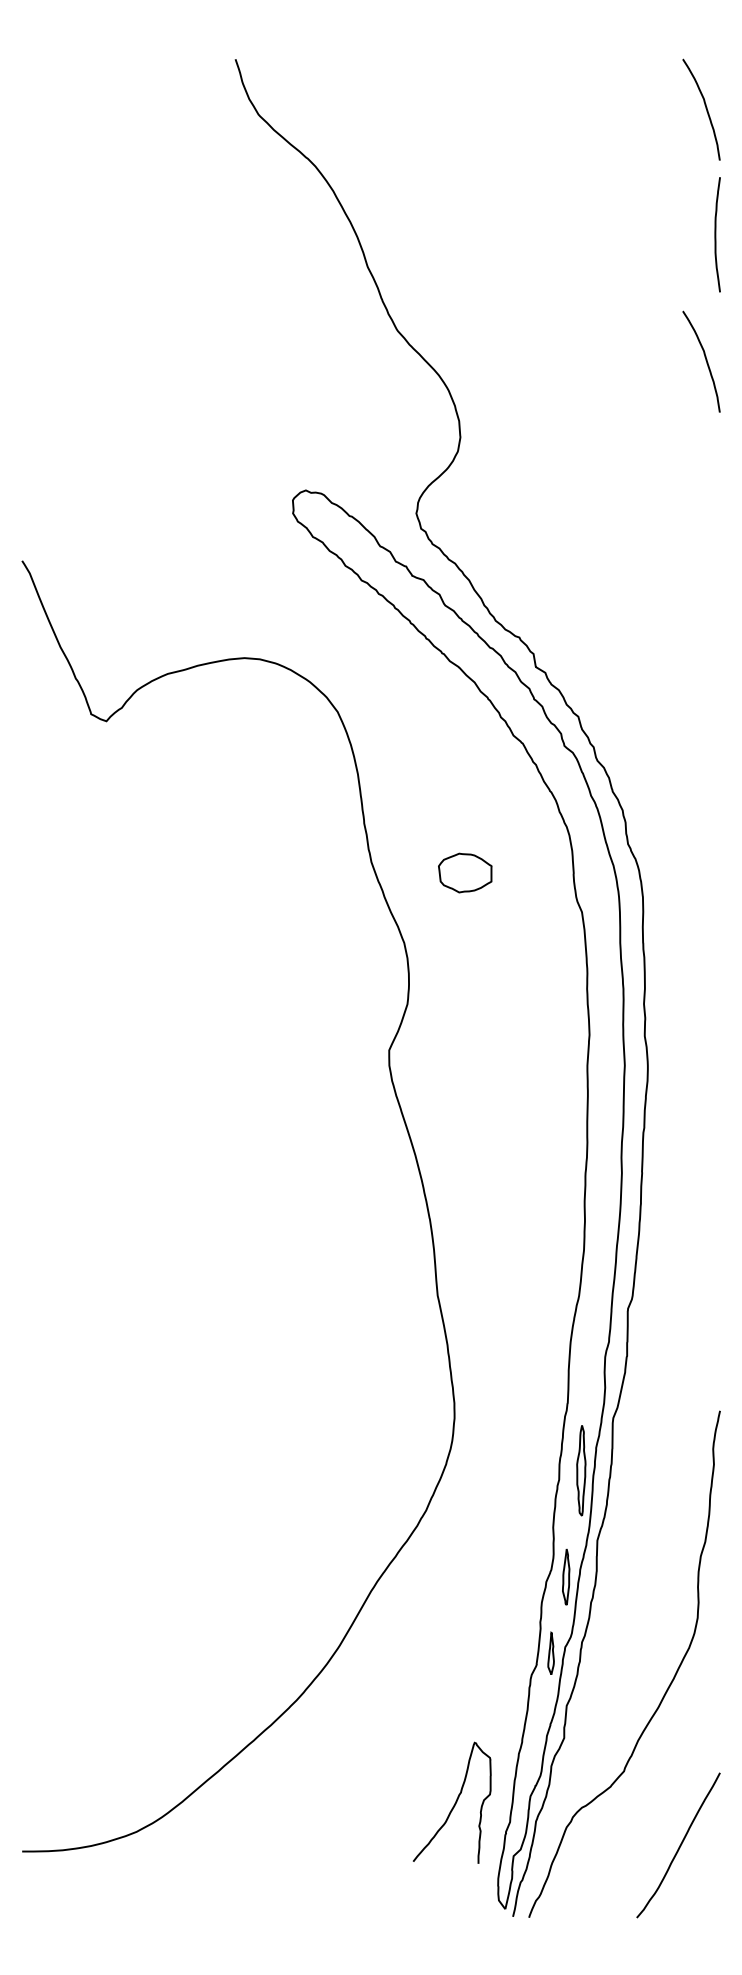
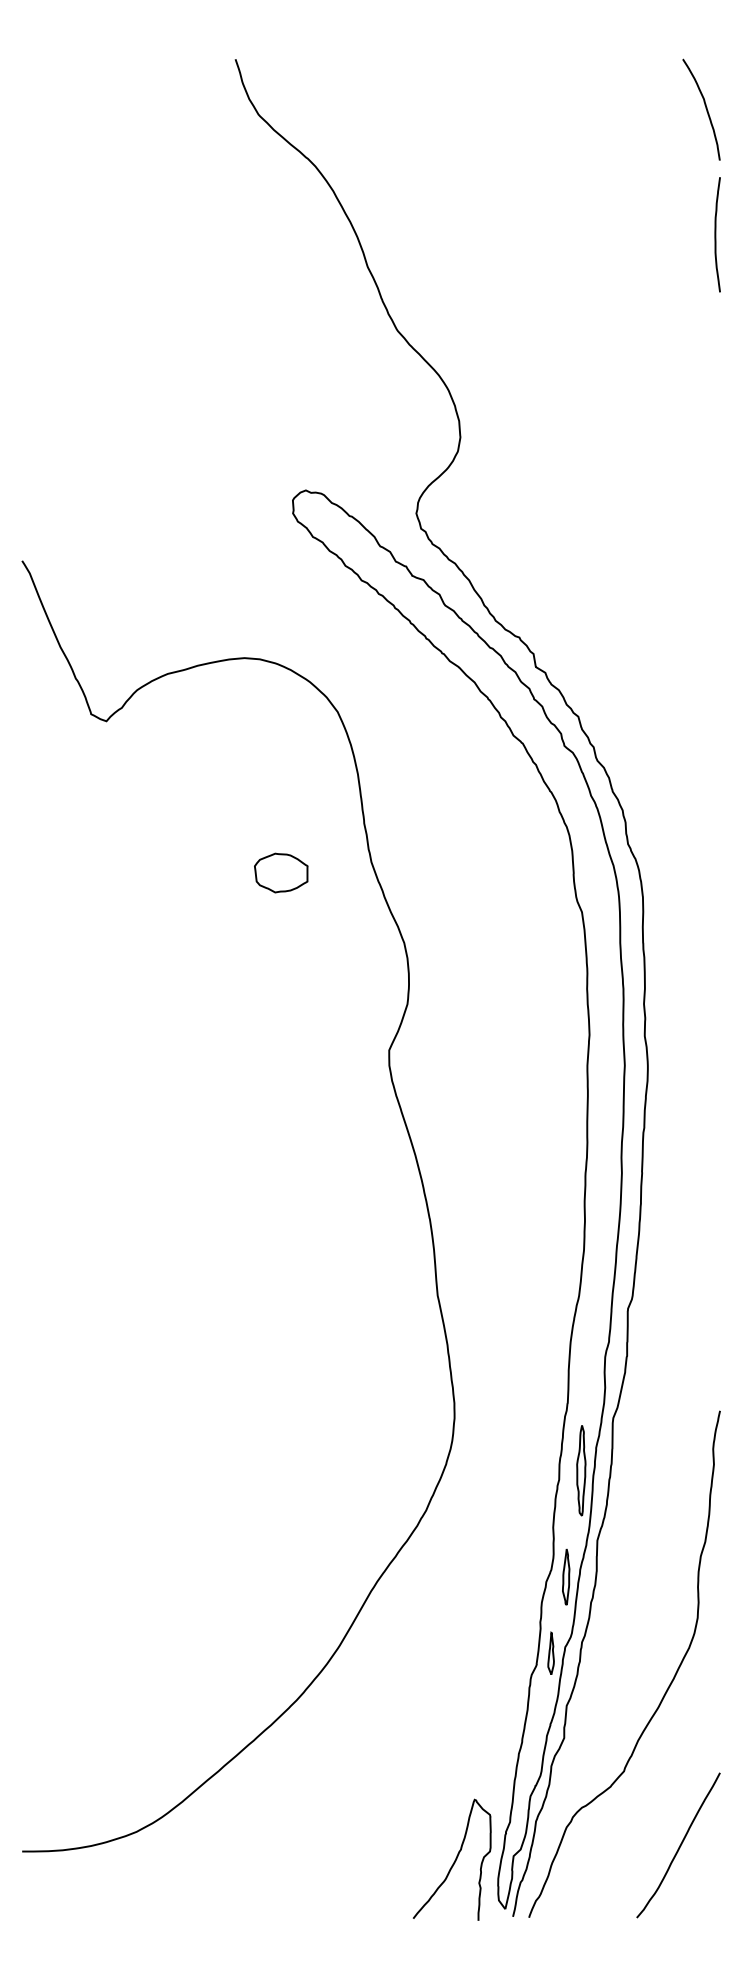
curve: present -> none (705, 360)
part position: (465, 872) -> (281, 872) (281, 872)
curve position: (454, 1803) -> (454, 1860) (454, 1860)
